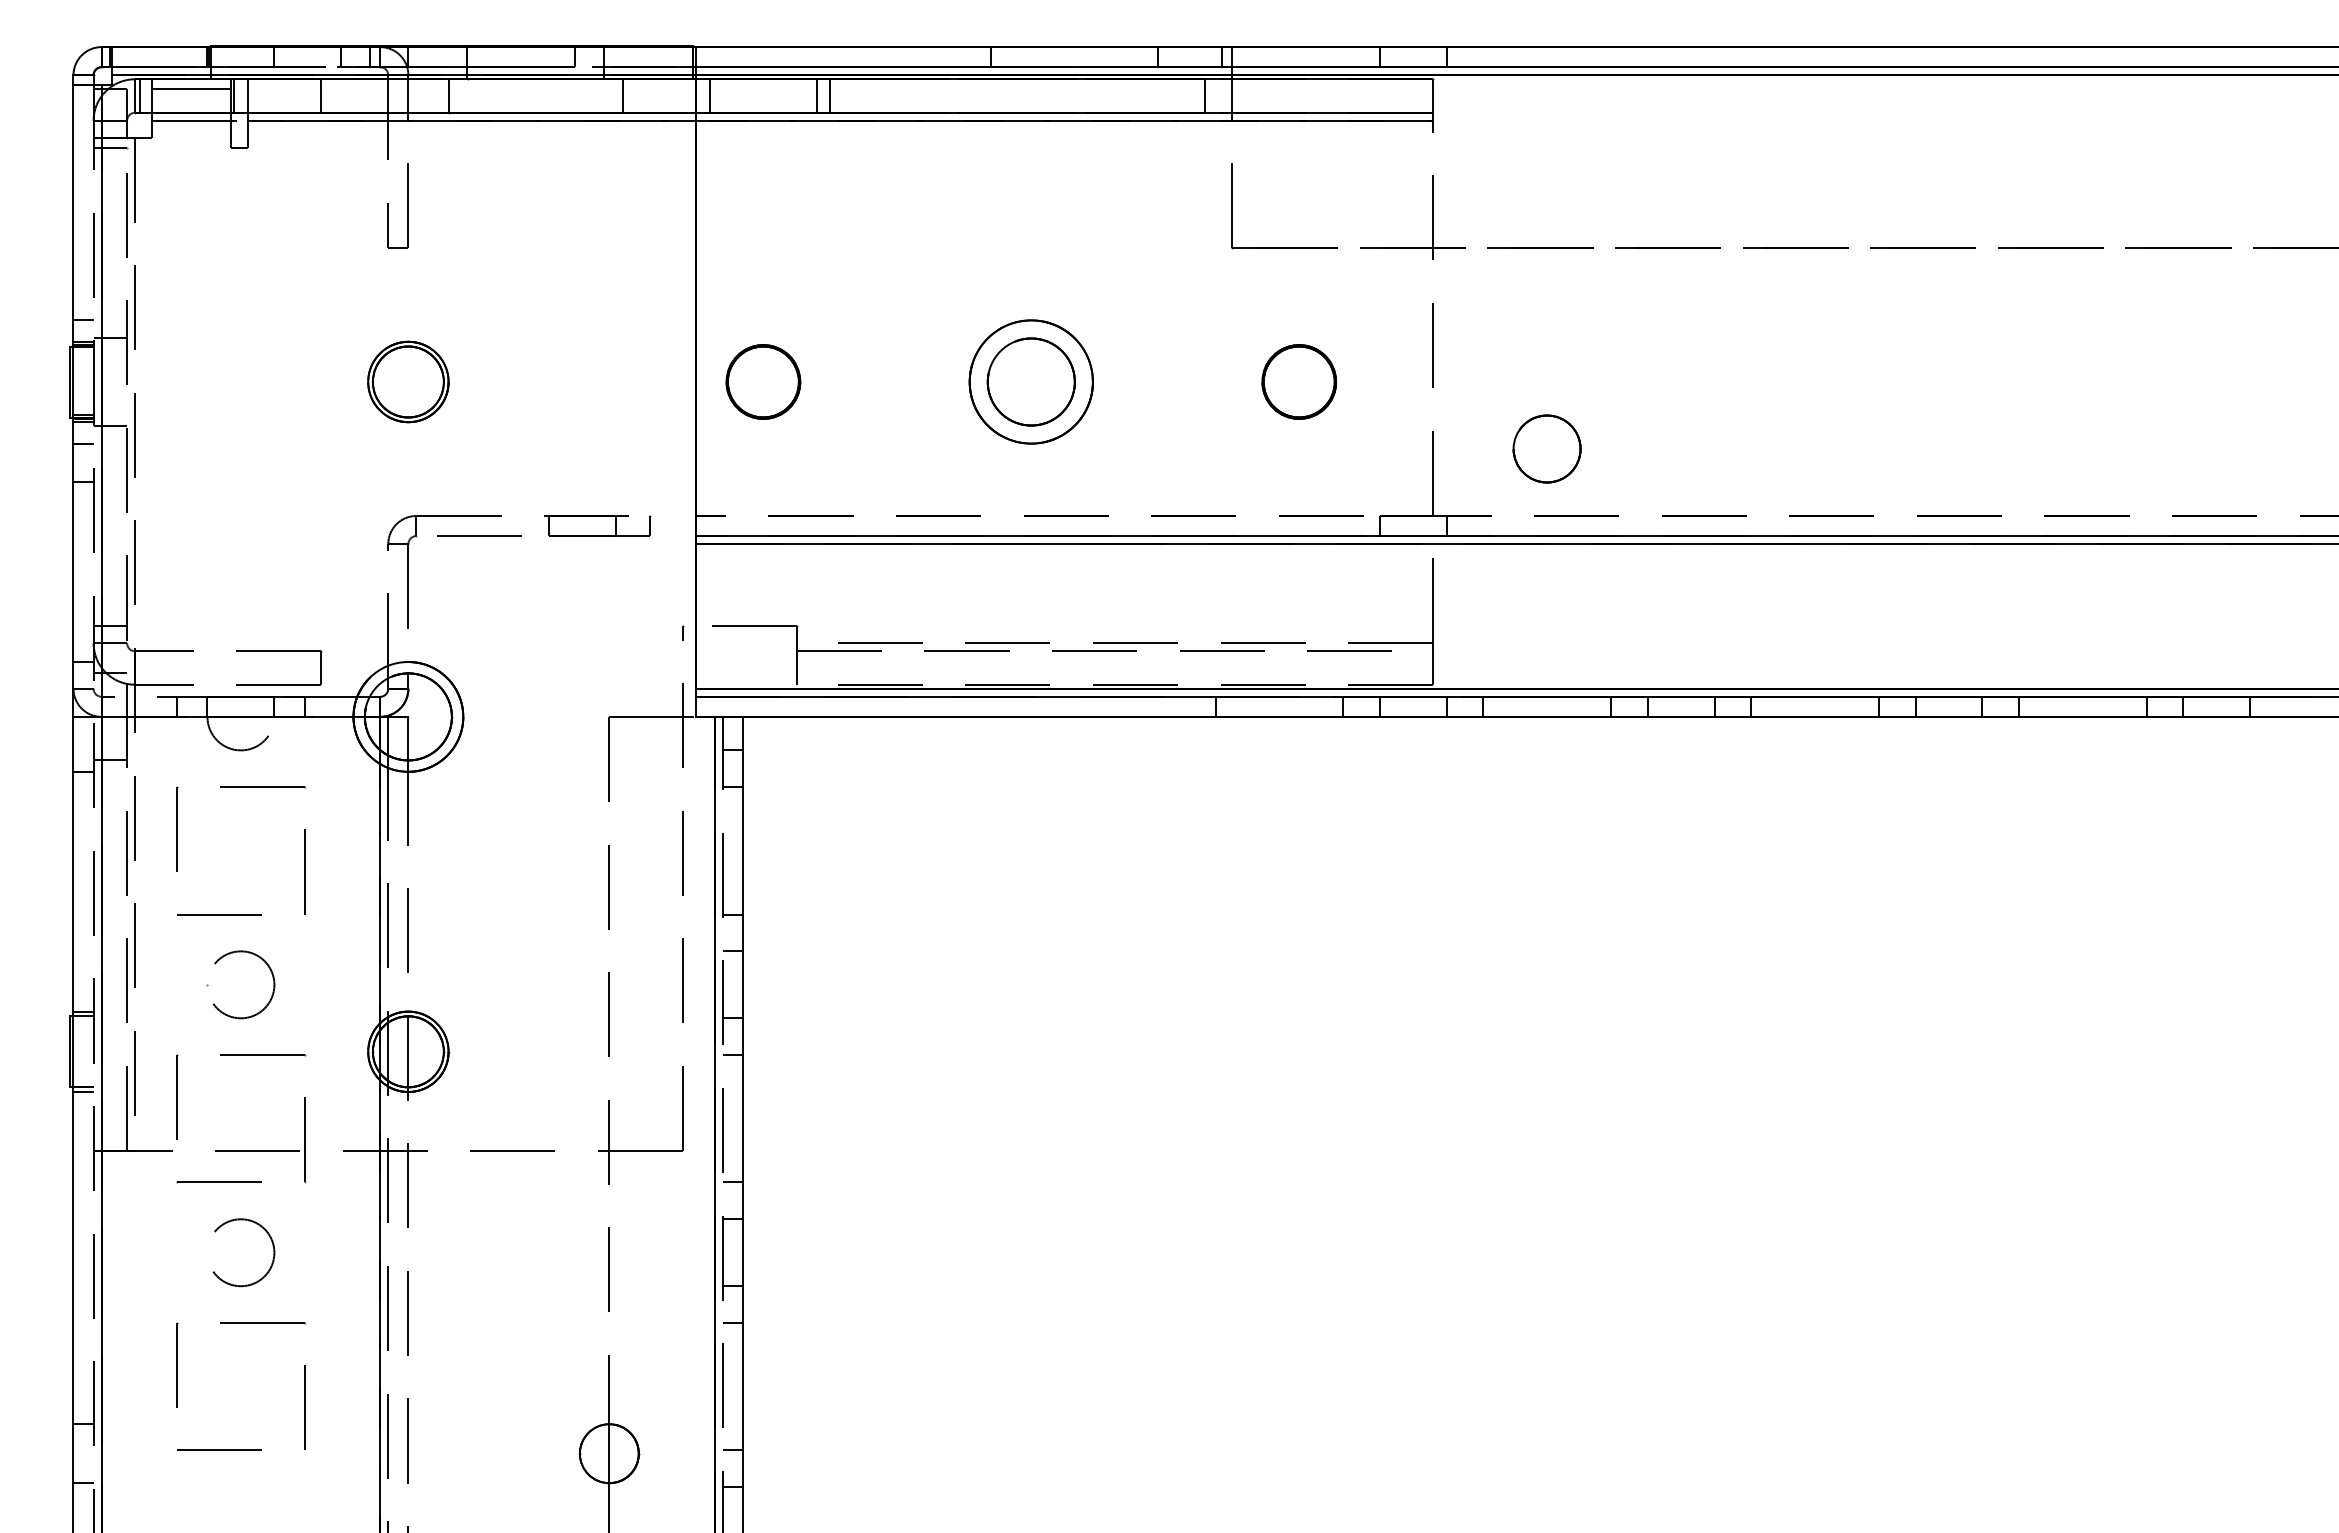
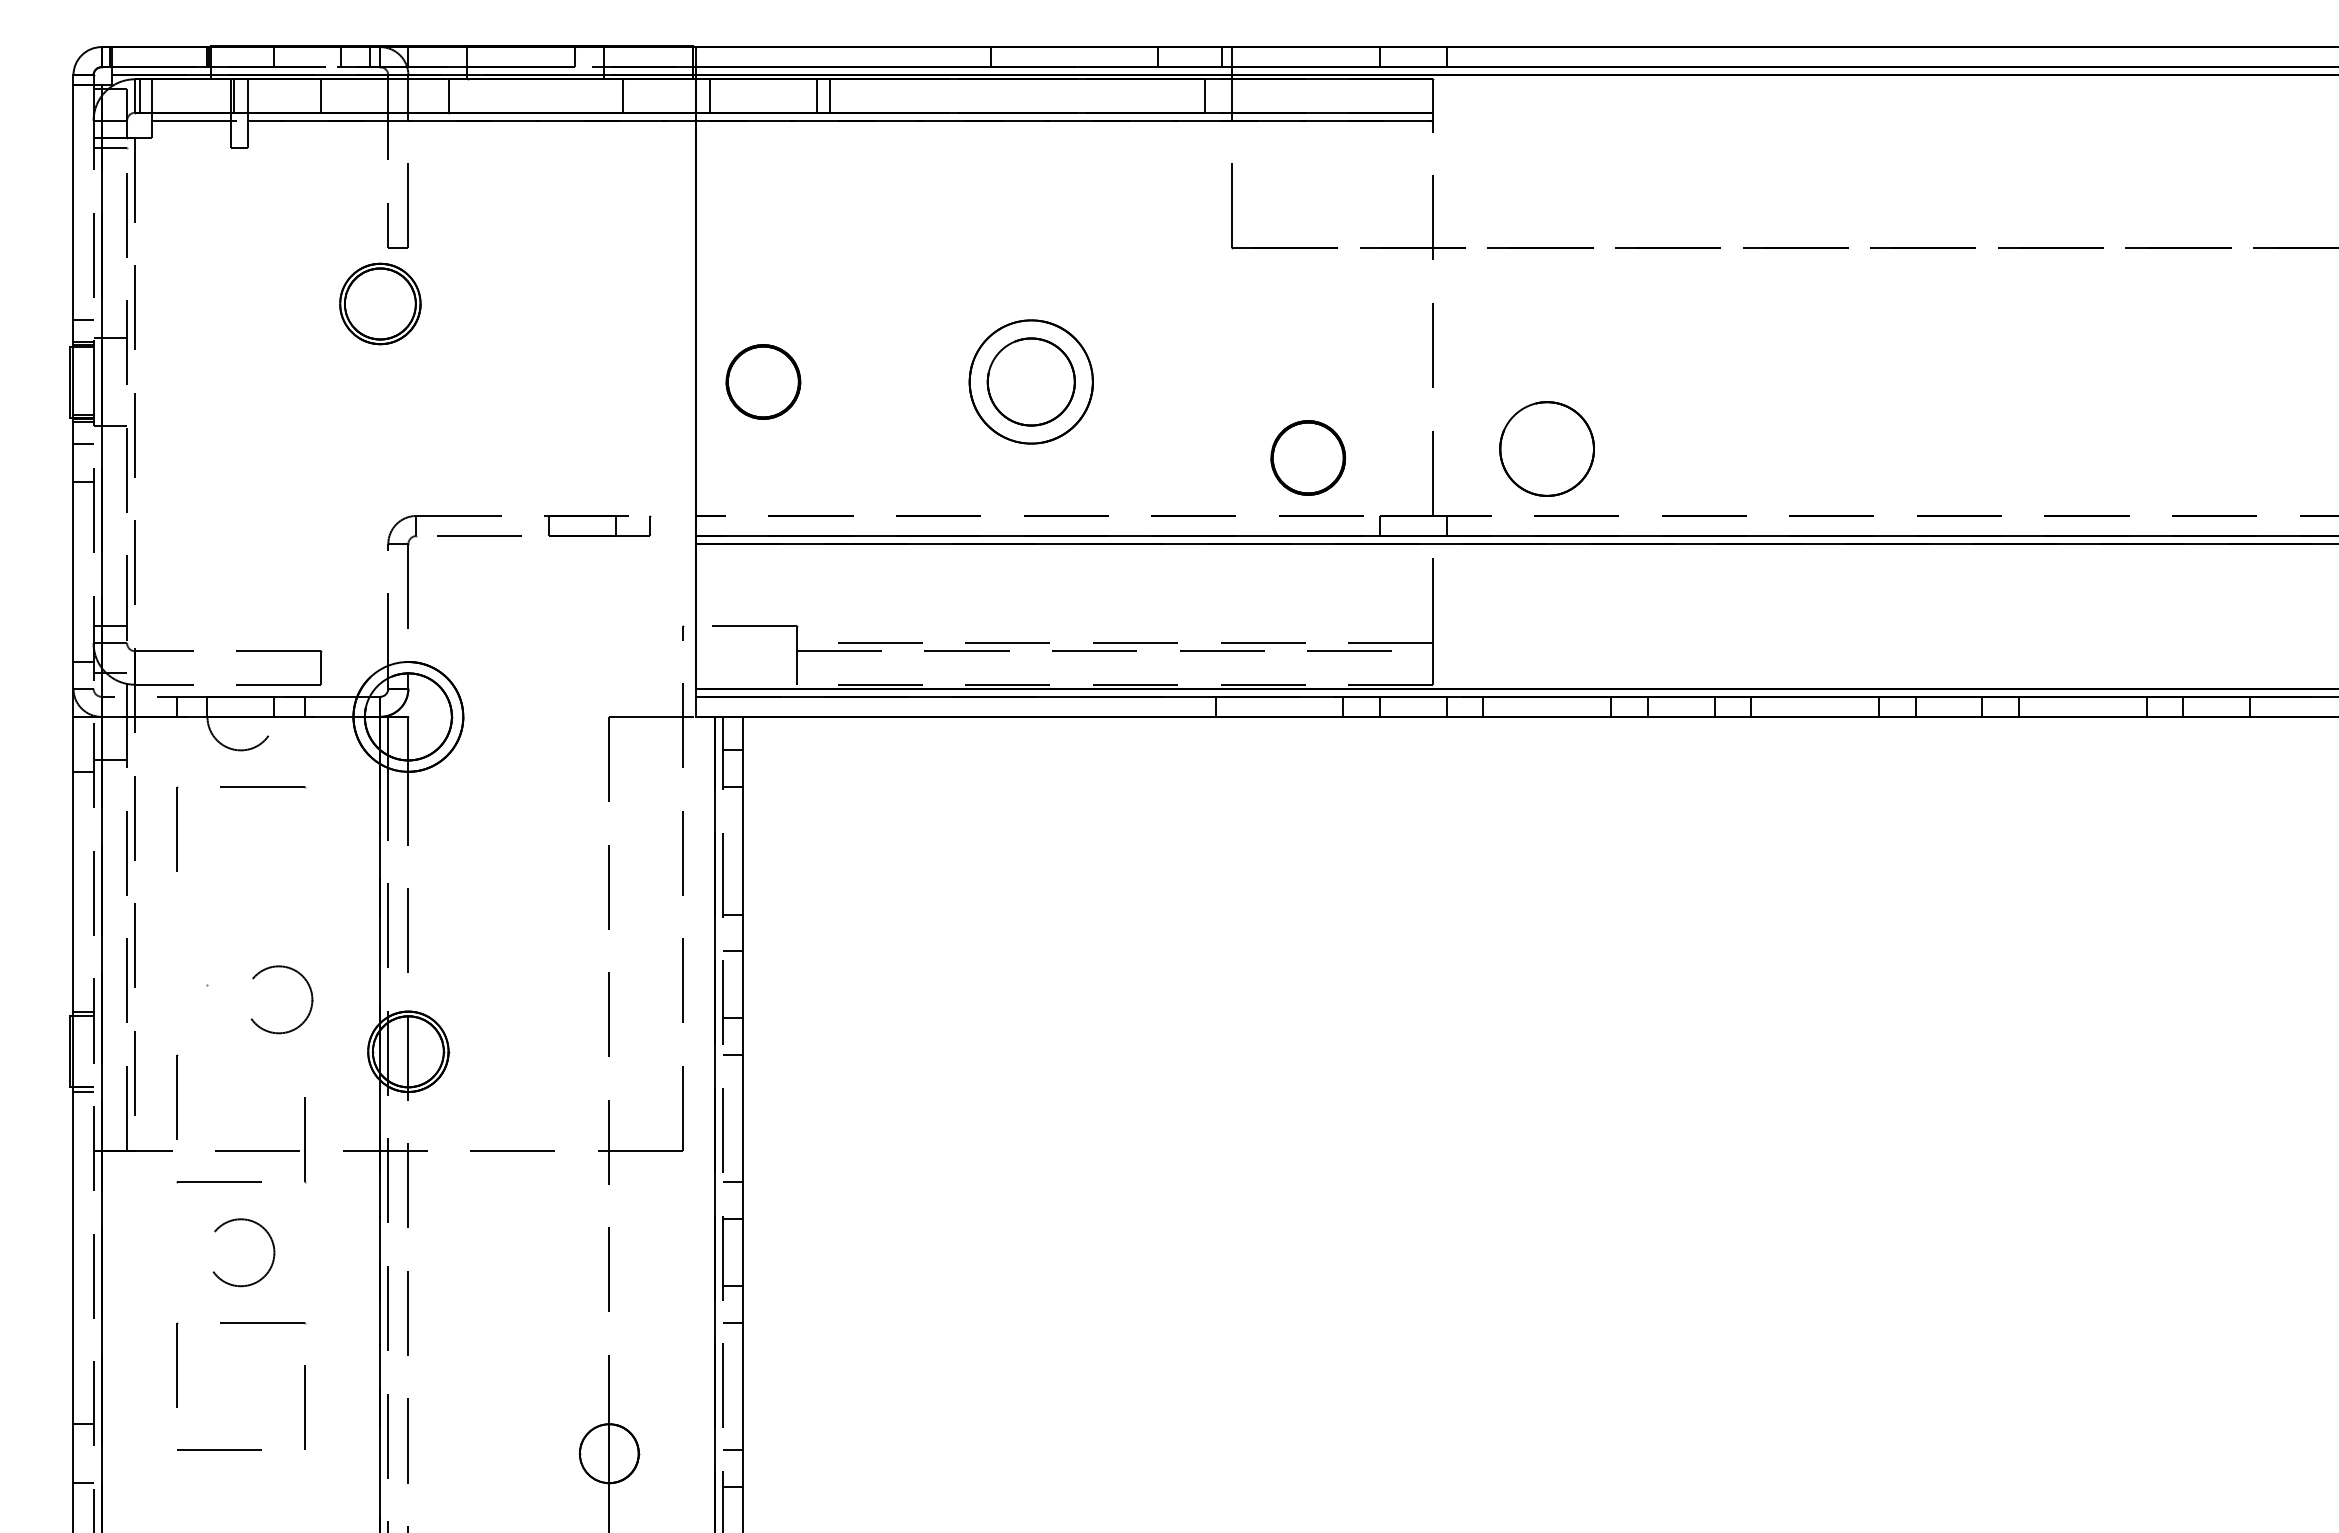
line: present -> none (190, 89)
part position: (408, 381) -> (380, 303) (380, 303)
part position: (1299, 381) -> (1308, 457) (1308, 457)
part size: 70x70 px -> 96x96 px (1546, 448)
line: present -> none (304, 871)
line: present -> none (219, 914)
part position: (272, 978) -> (310, 993) (310, 993)
line: present -> none (263, 1055)
